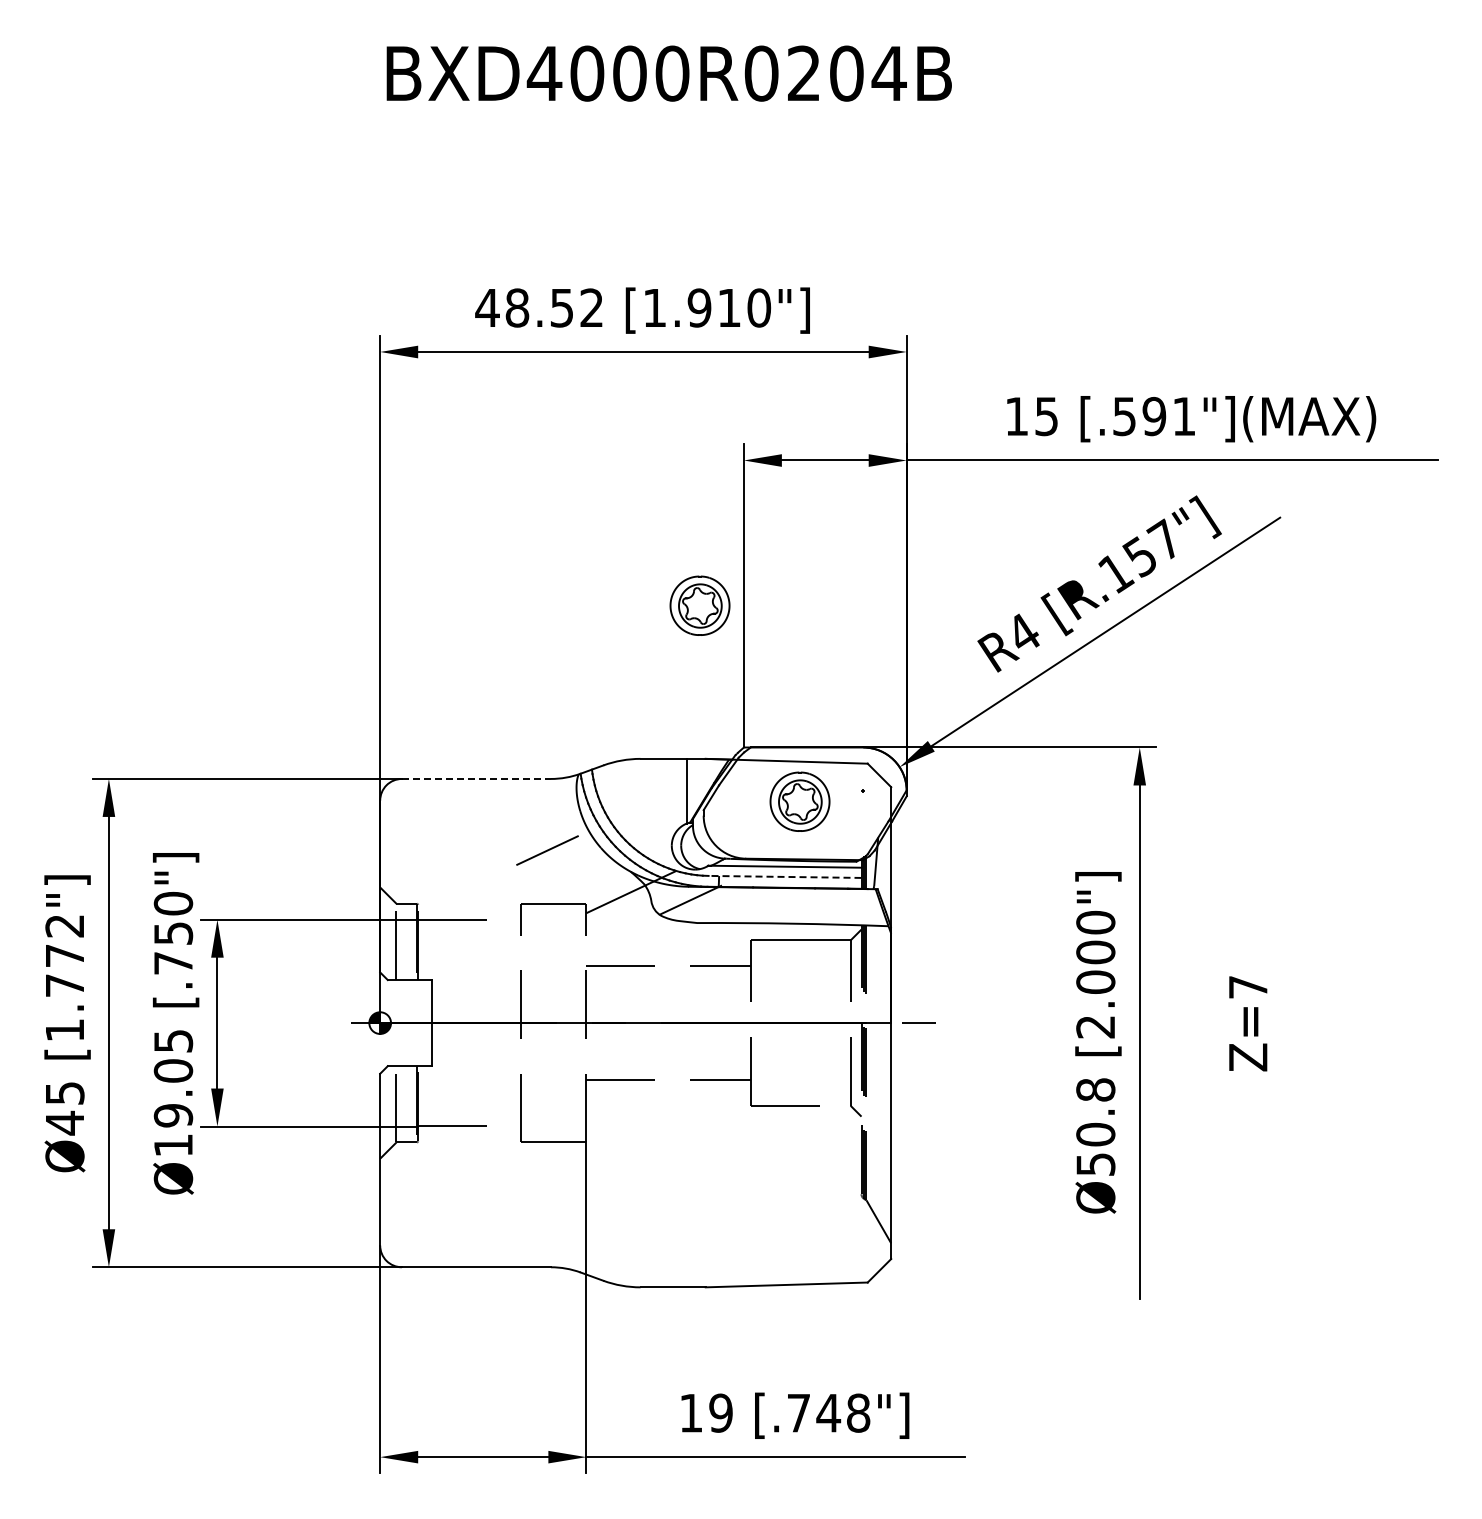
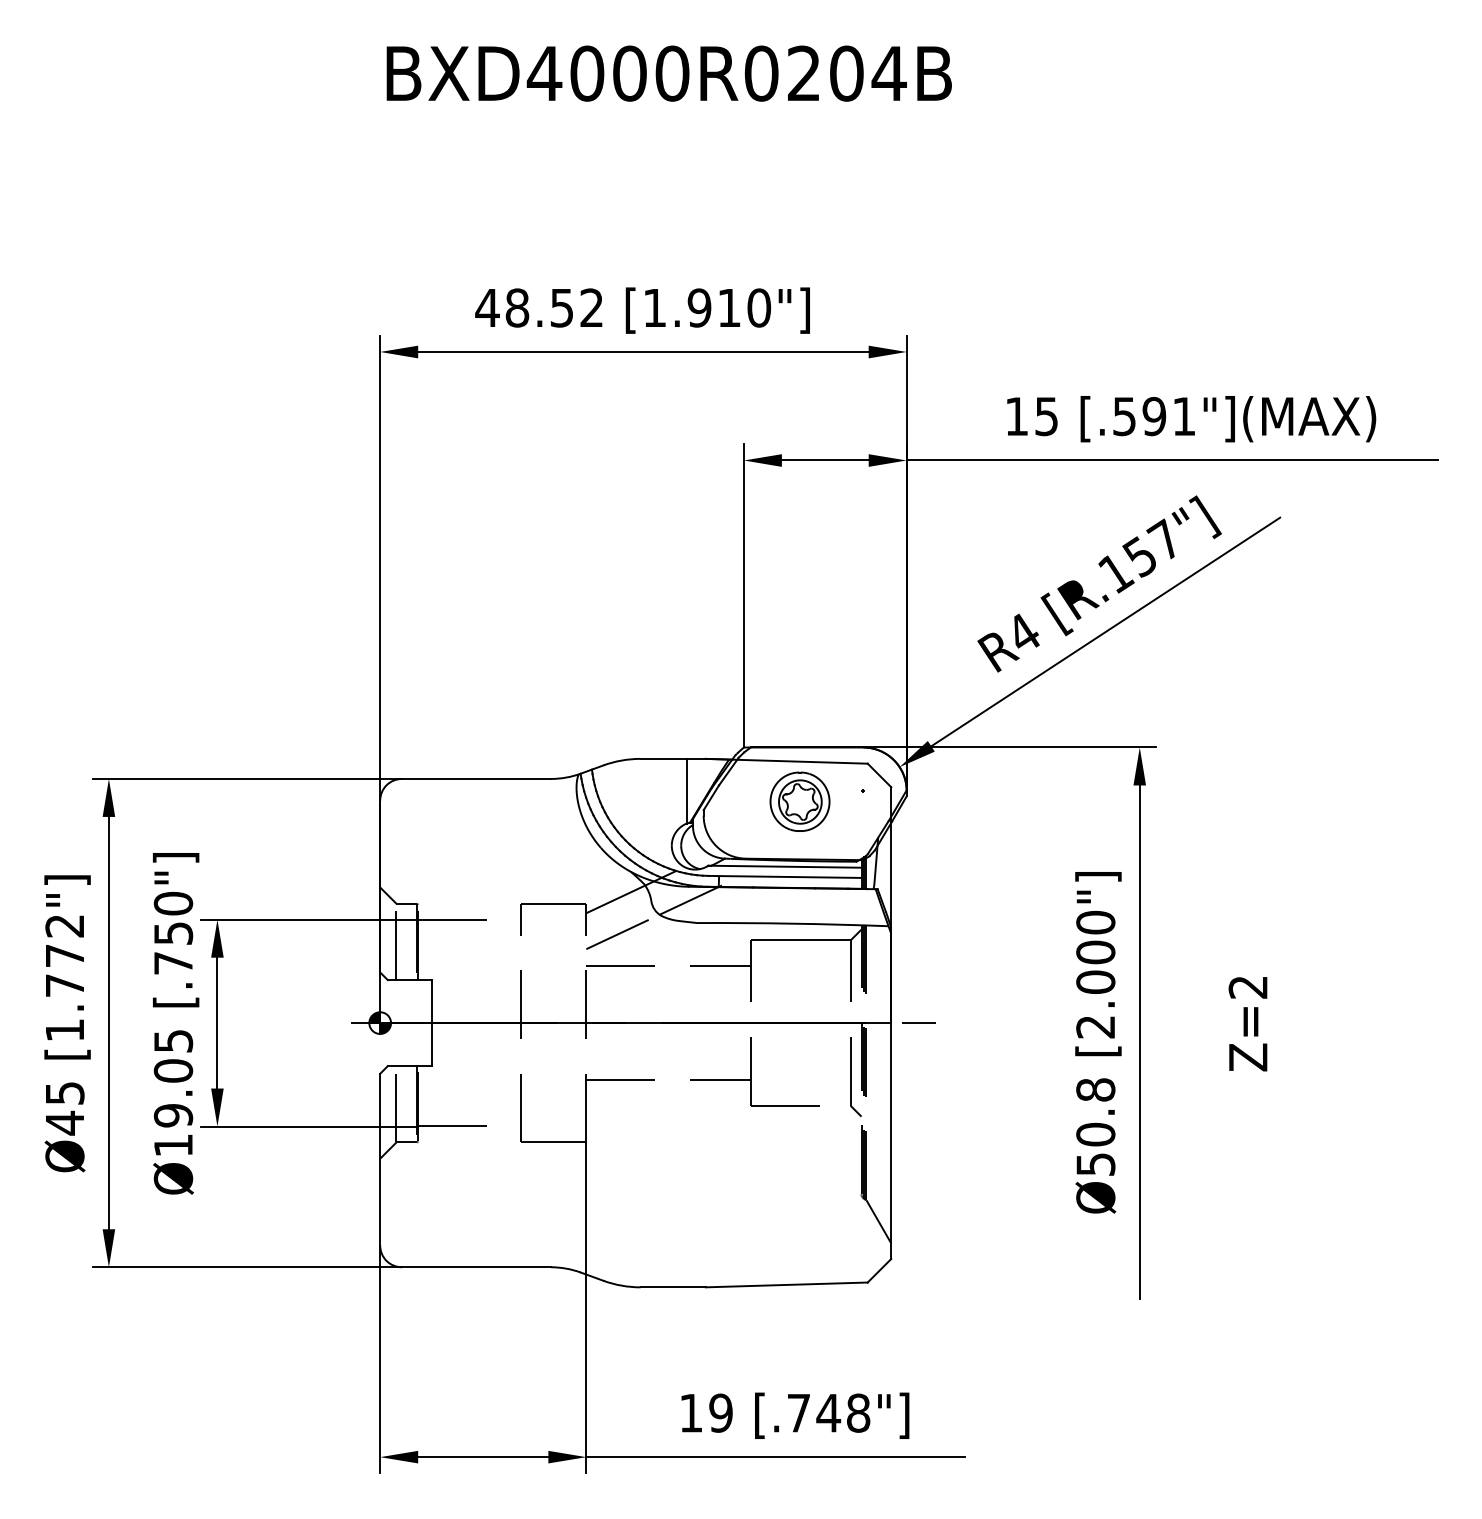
part: present -> none (699, 605)
line: dashed -> solid (476, 778)
line position: (547, 850) -> (617, 934) (617, 934)
line: dashed -> solid (784, 876)
text: Z=7 -> Z=2 (1247, 987)
